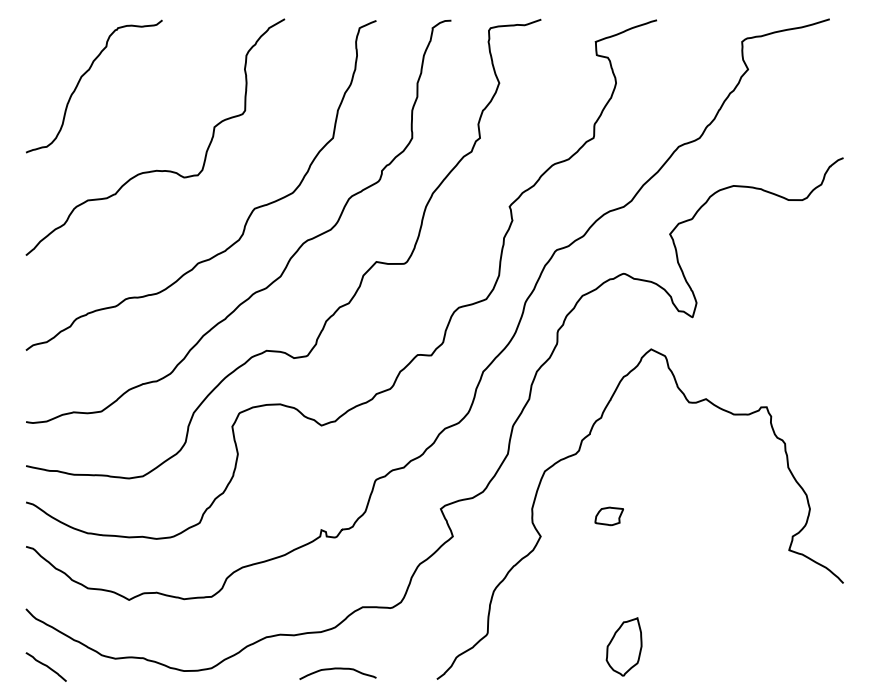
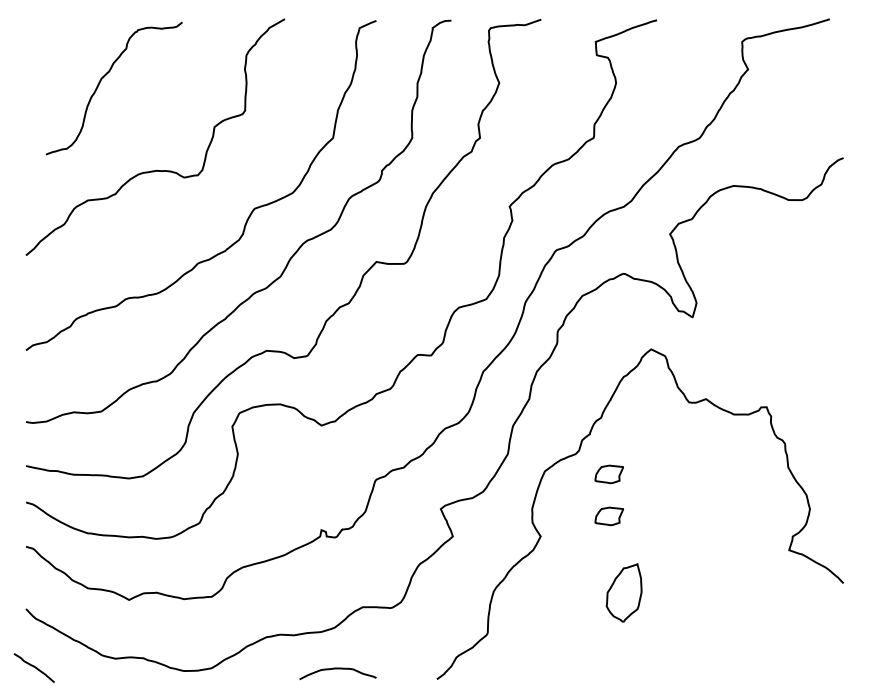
curve position: (81, 79) -> (101, 81) (101, 81)
part: none -> present (608, 474)
part position: (623, 646) -> (623, 592) (623, 592)
curve position: (45, 666) -> (33, 667) (33, 667)
